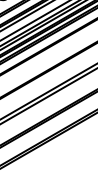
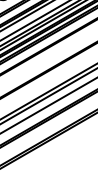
line: none -> present (48, 105)
